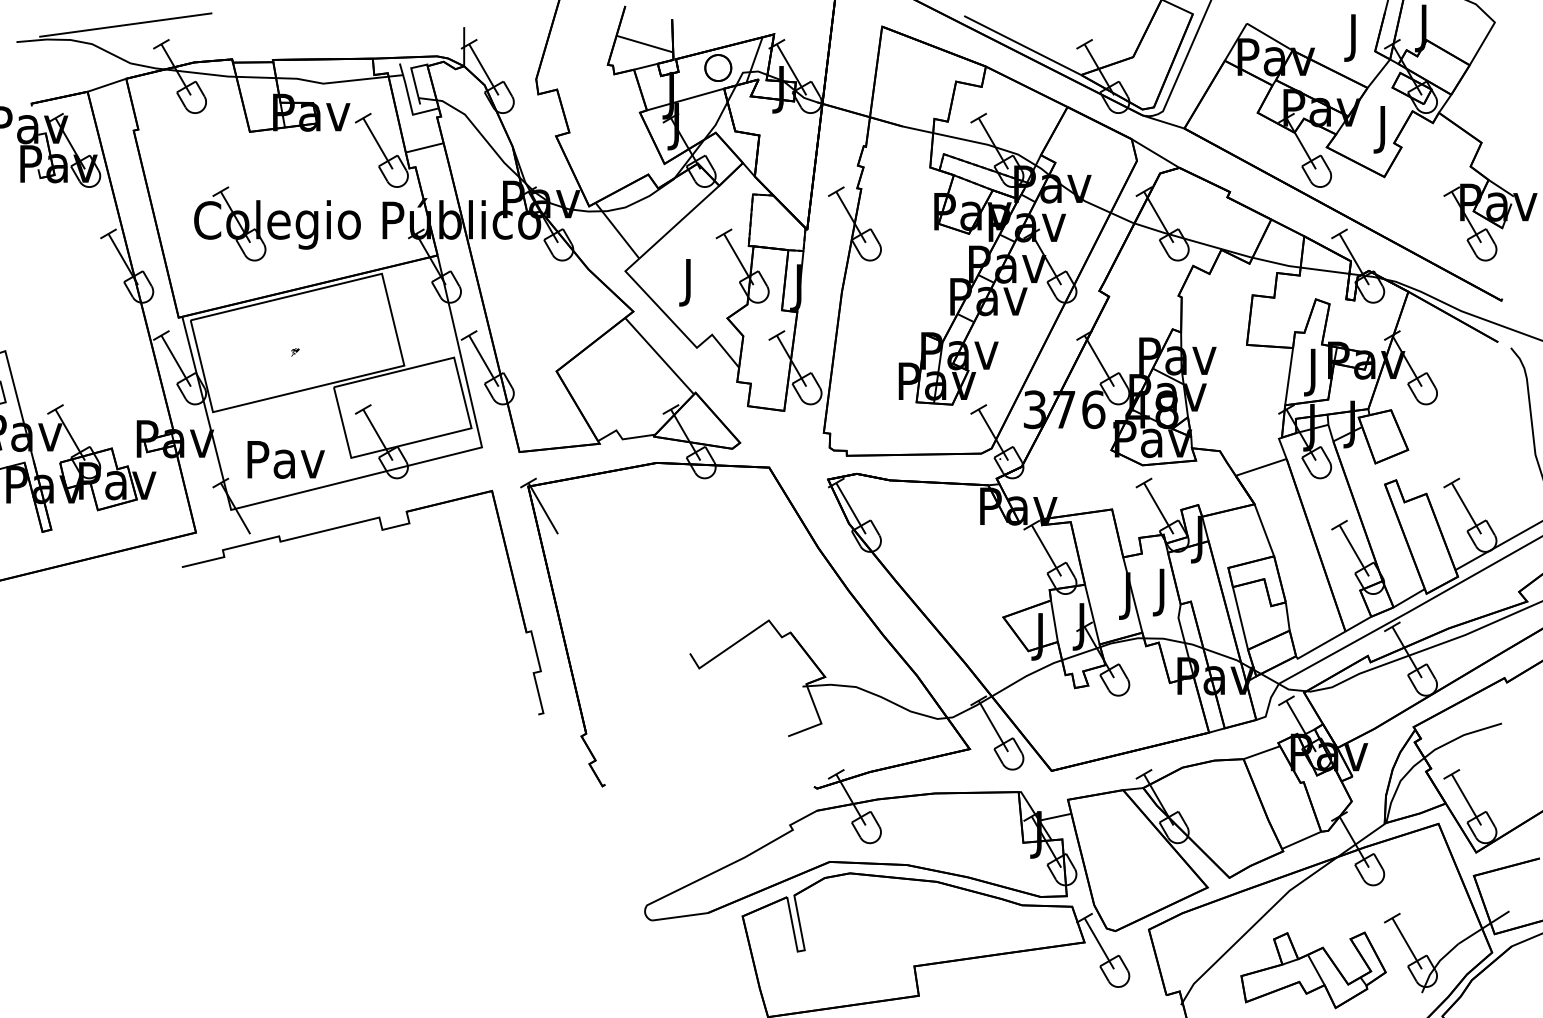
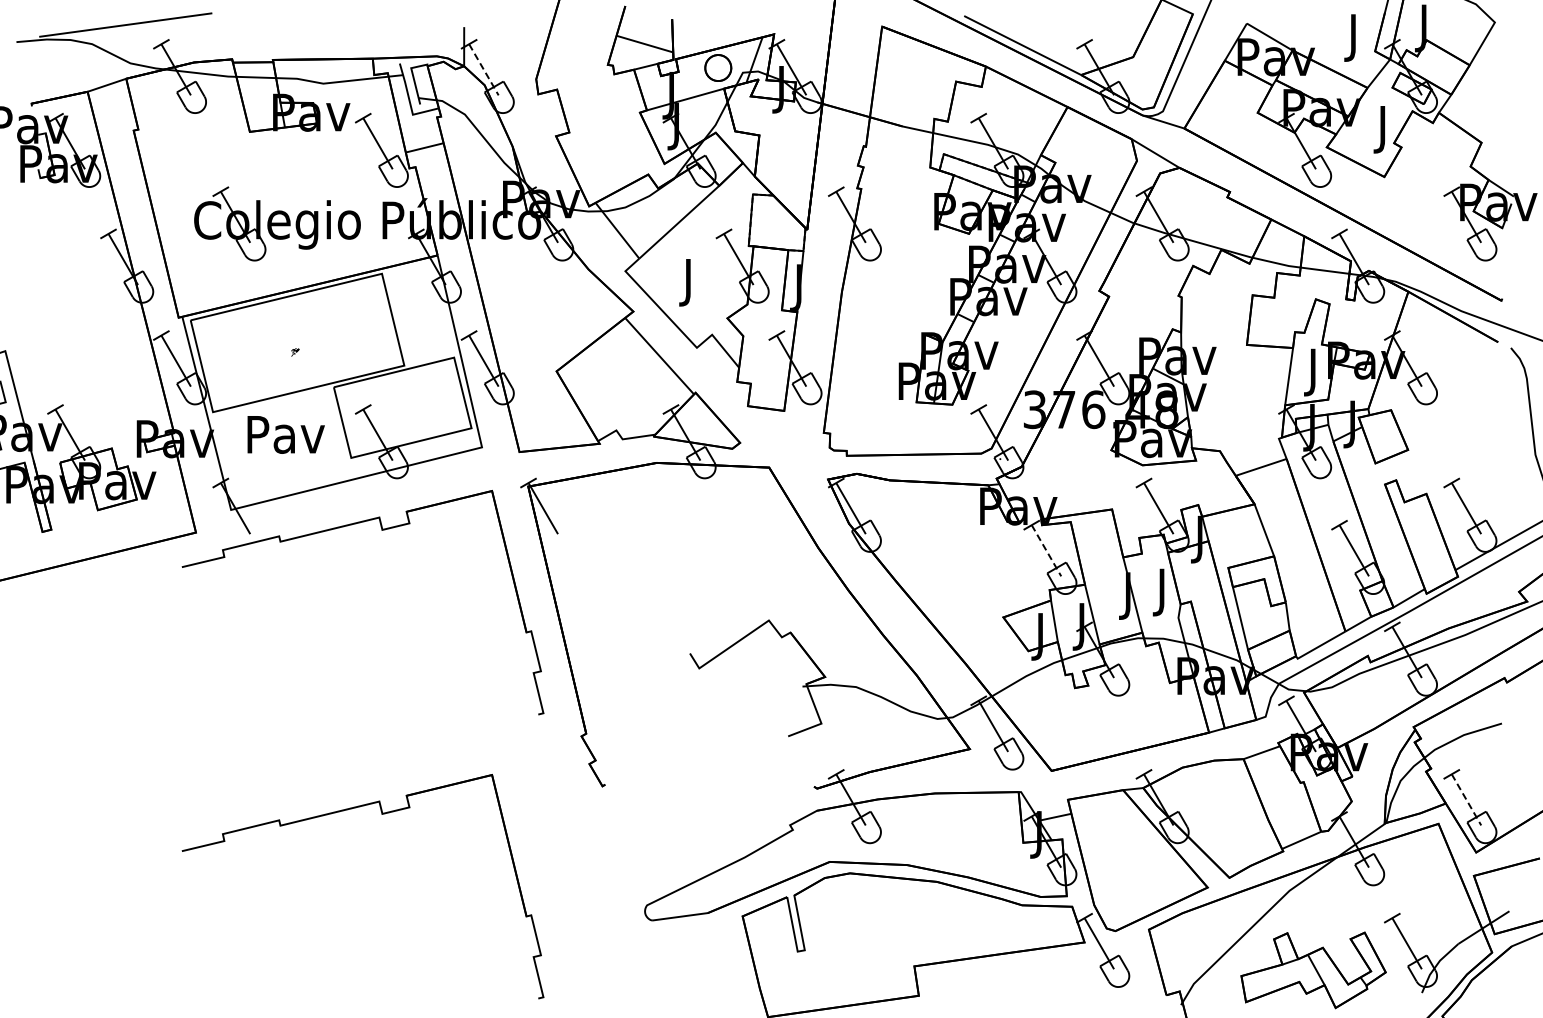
line: solid -> dashed (483, 69)
text position: (285, 459) -> (285, 434) (285, 434)
line: solid -> dashed (1046, 550)
line: solid -> dashed (1466, 799)
part: none -> present (381, 814)
